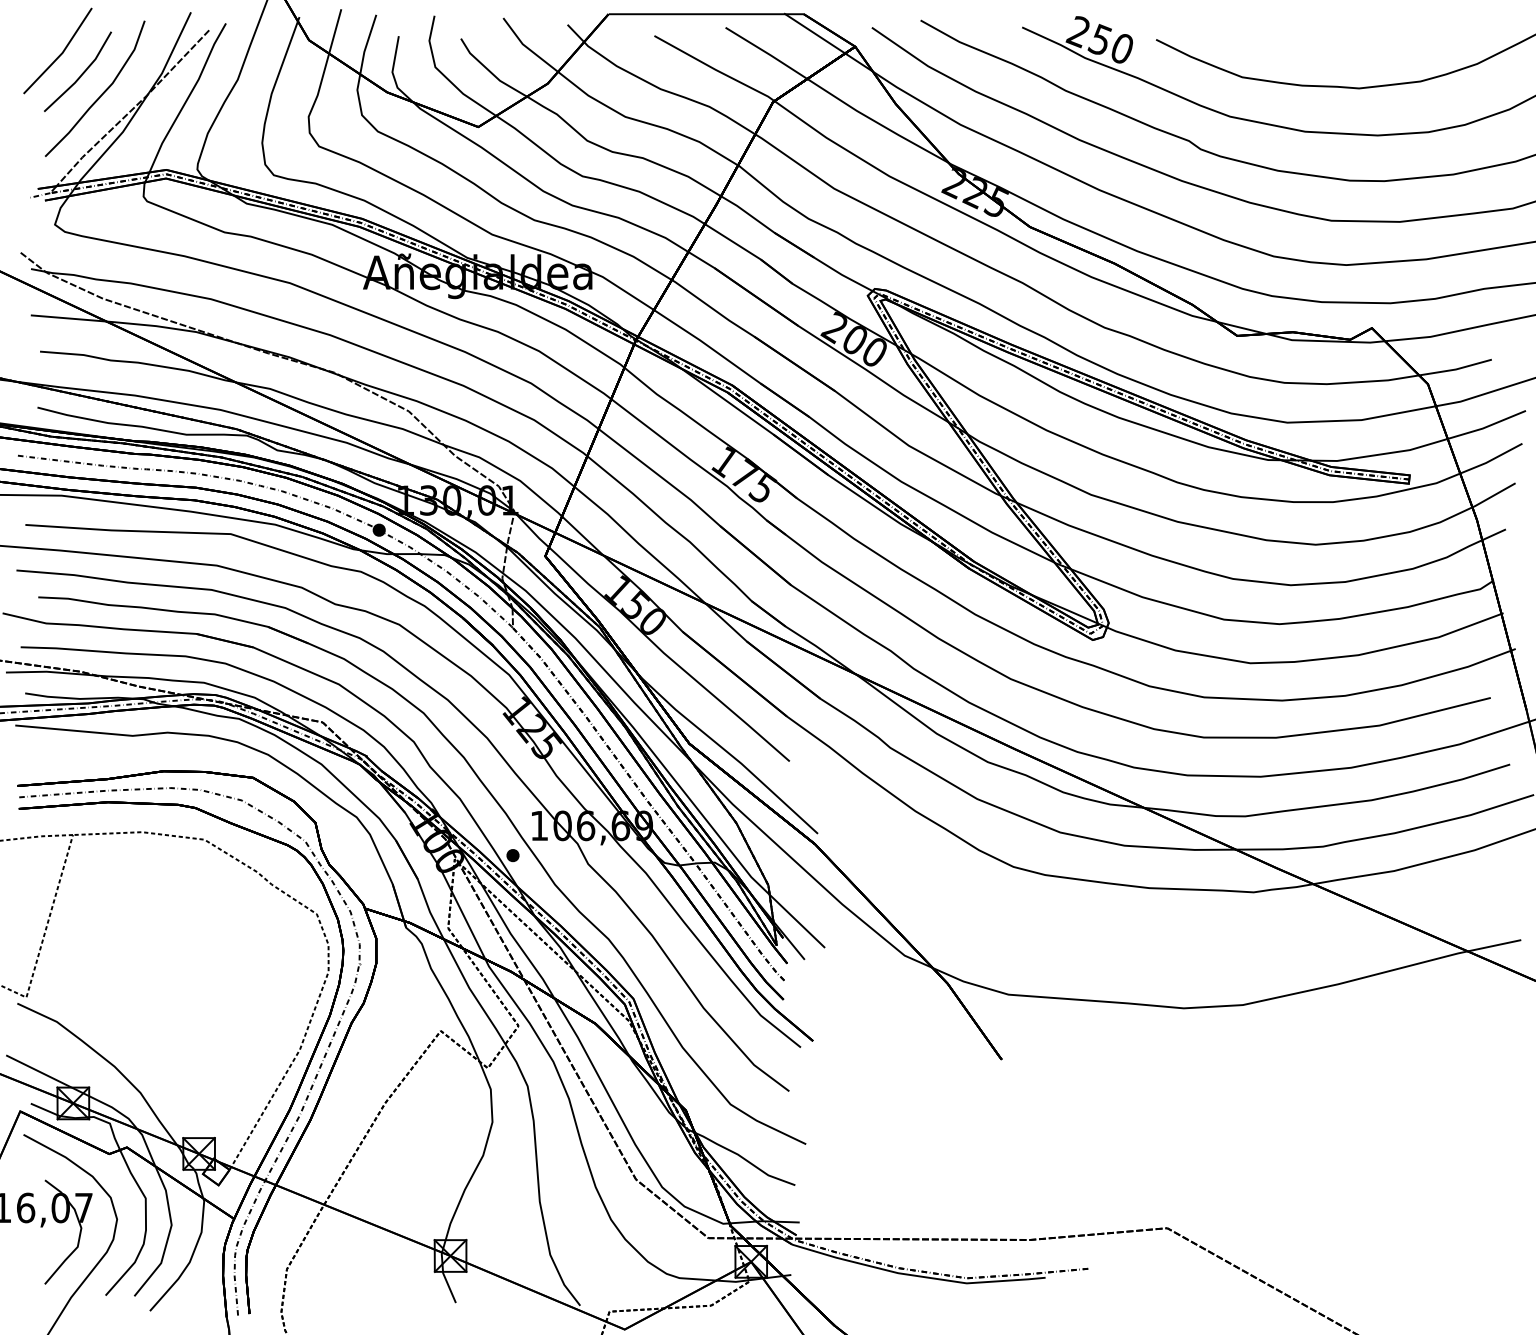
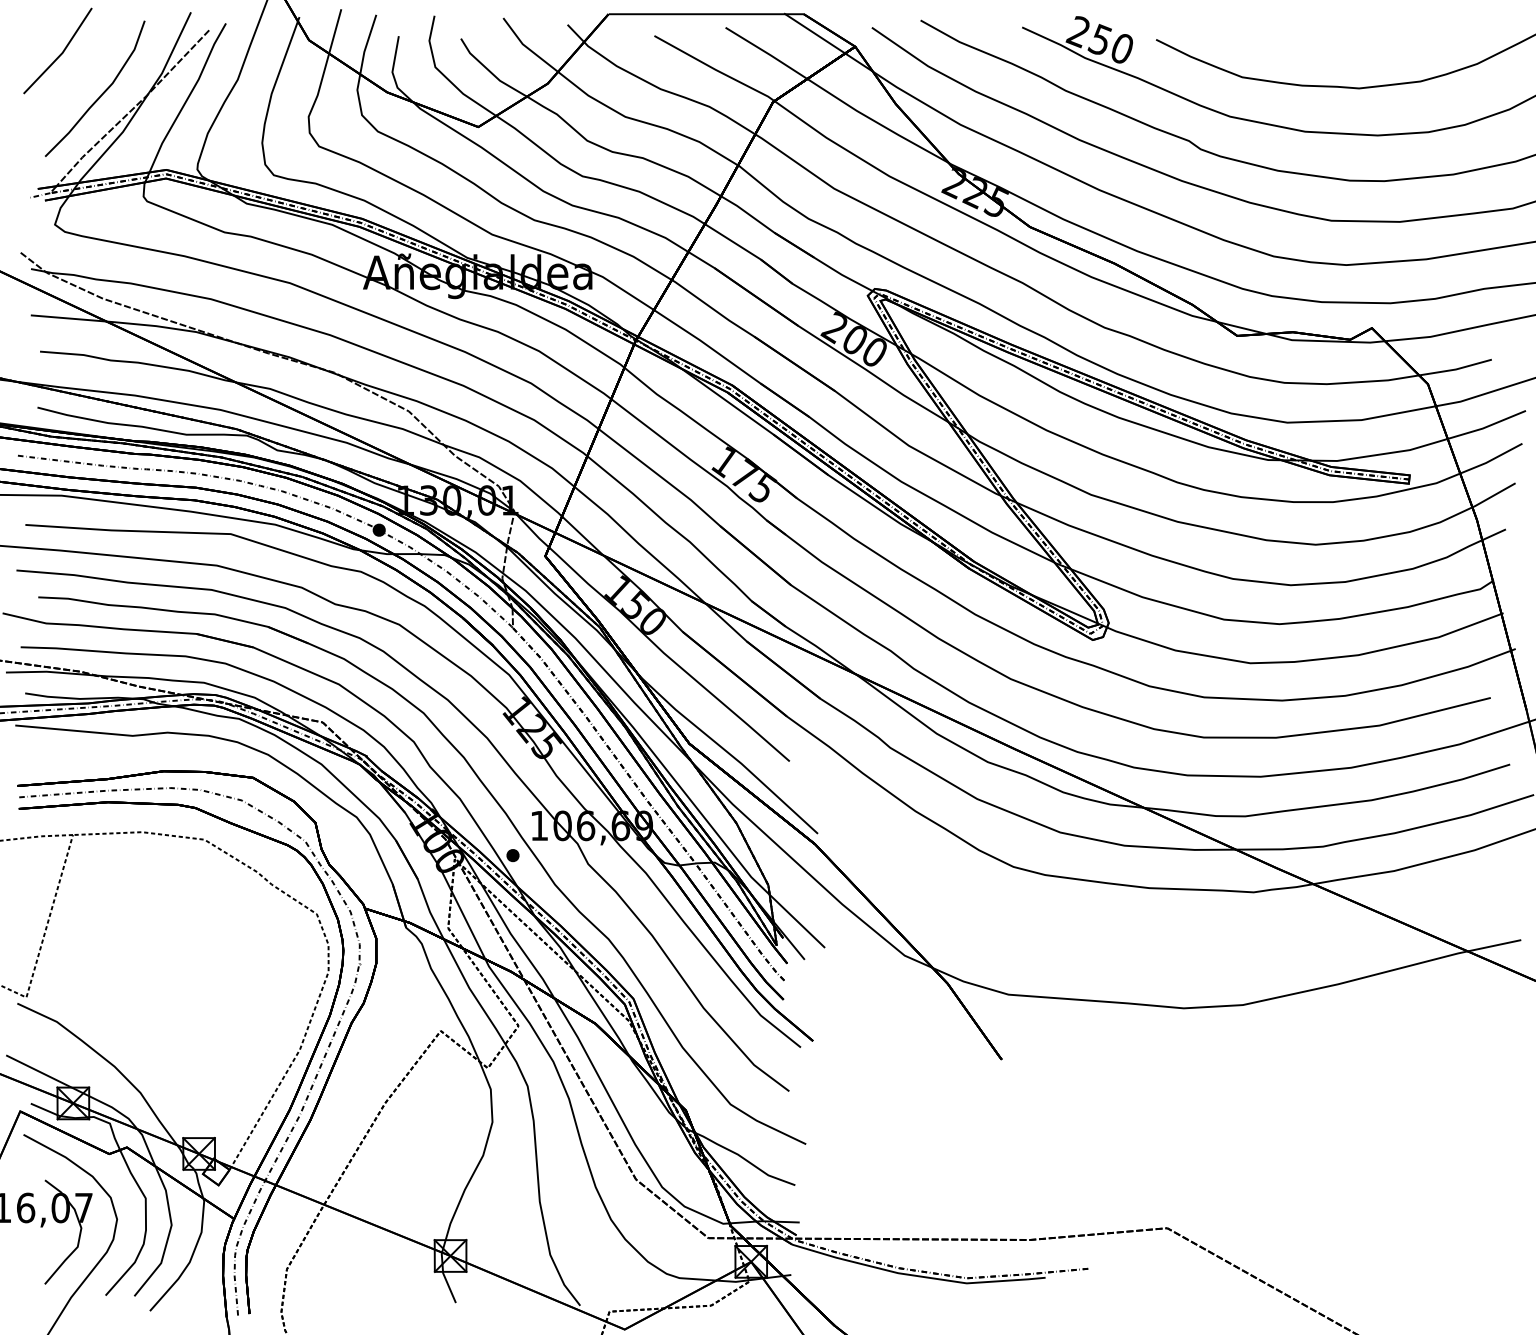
line: present -> none (81, 73)
